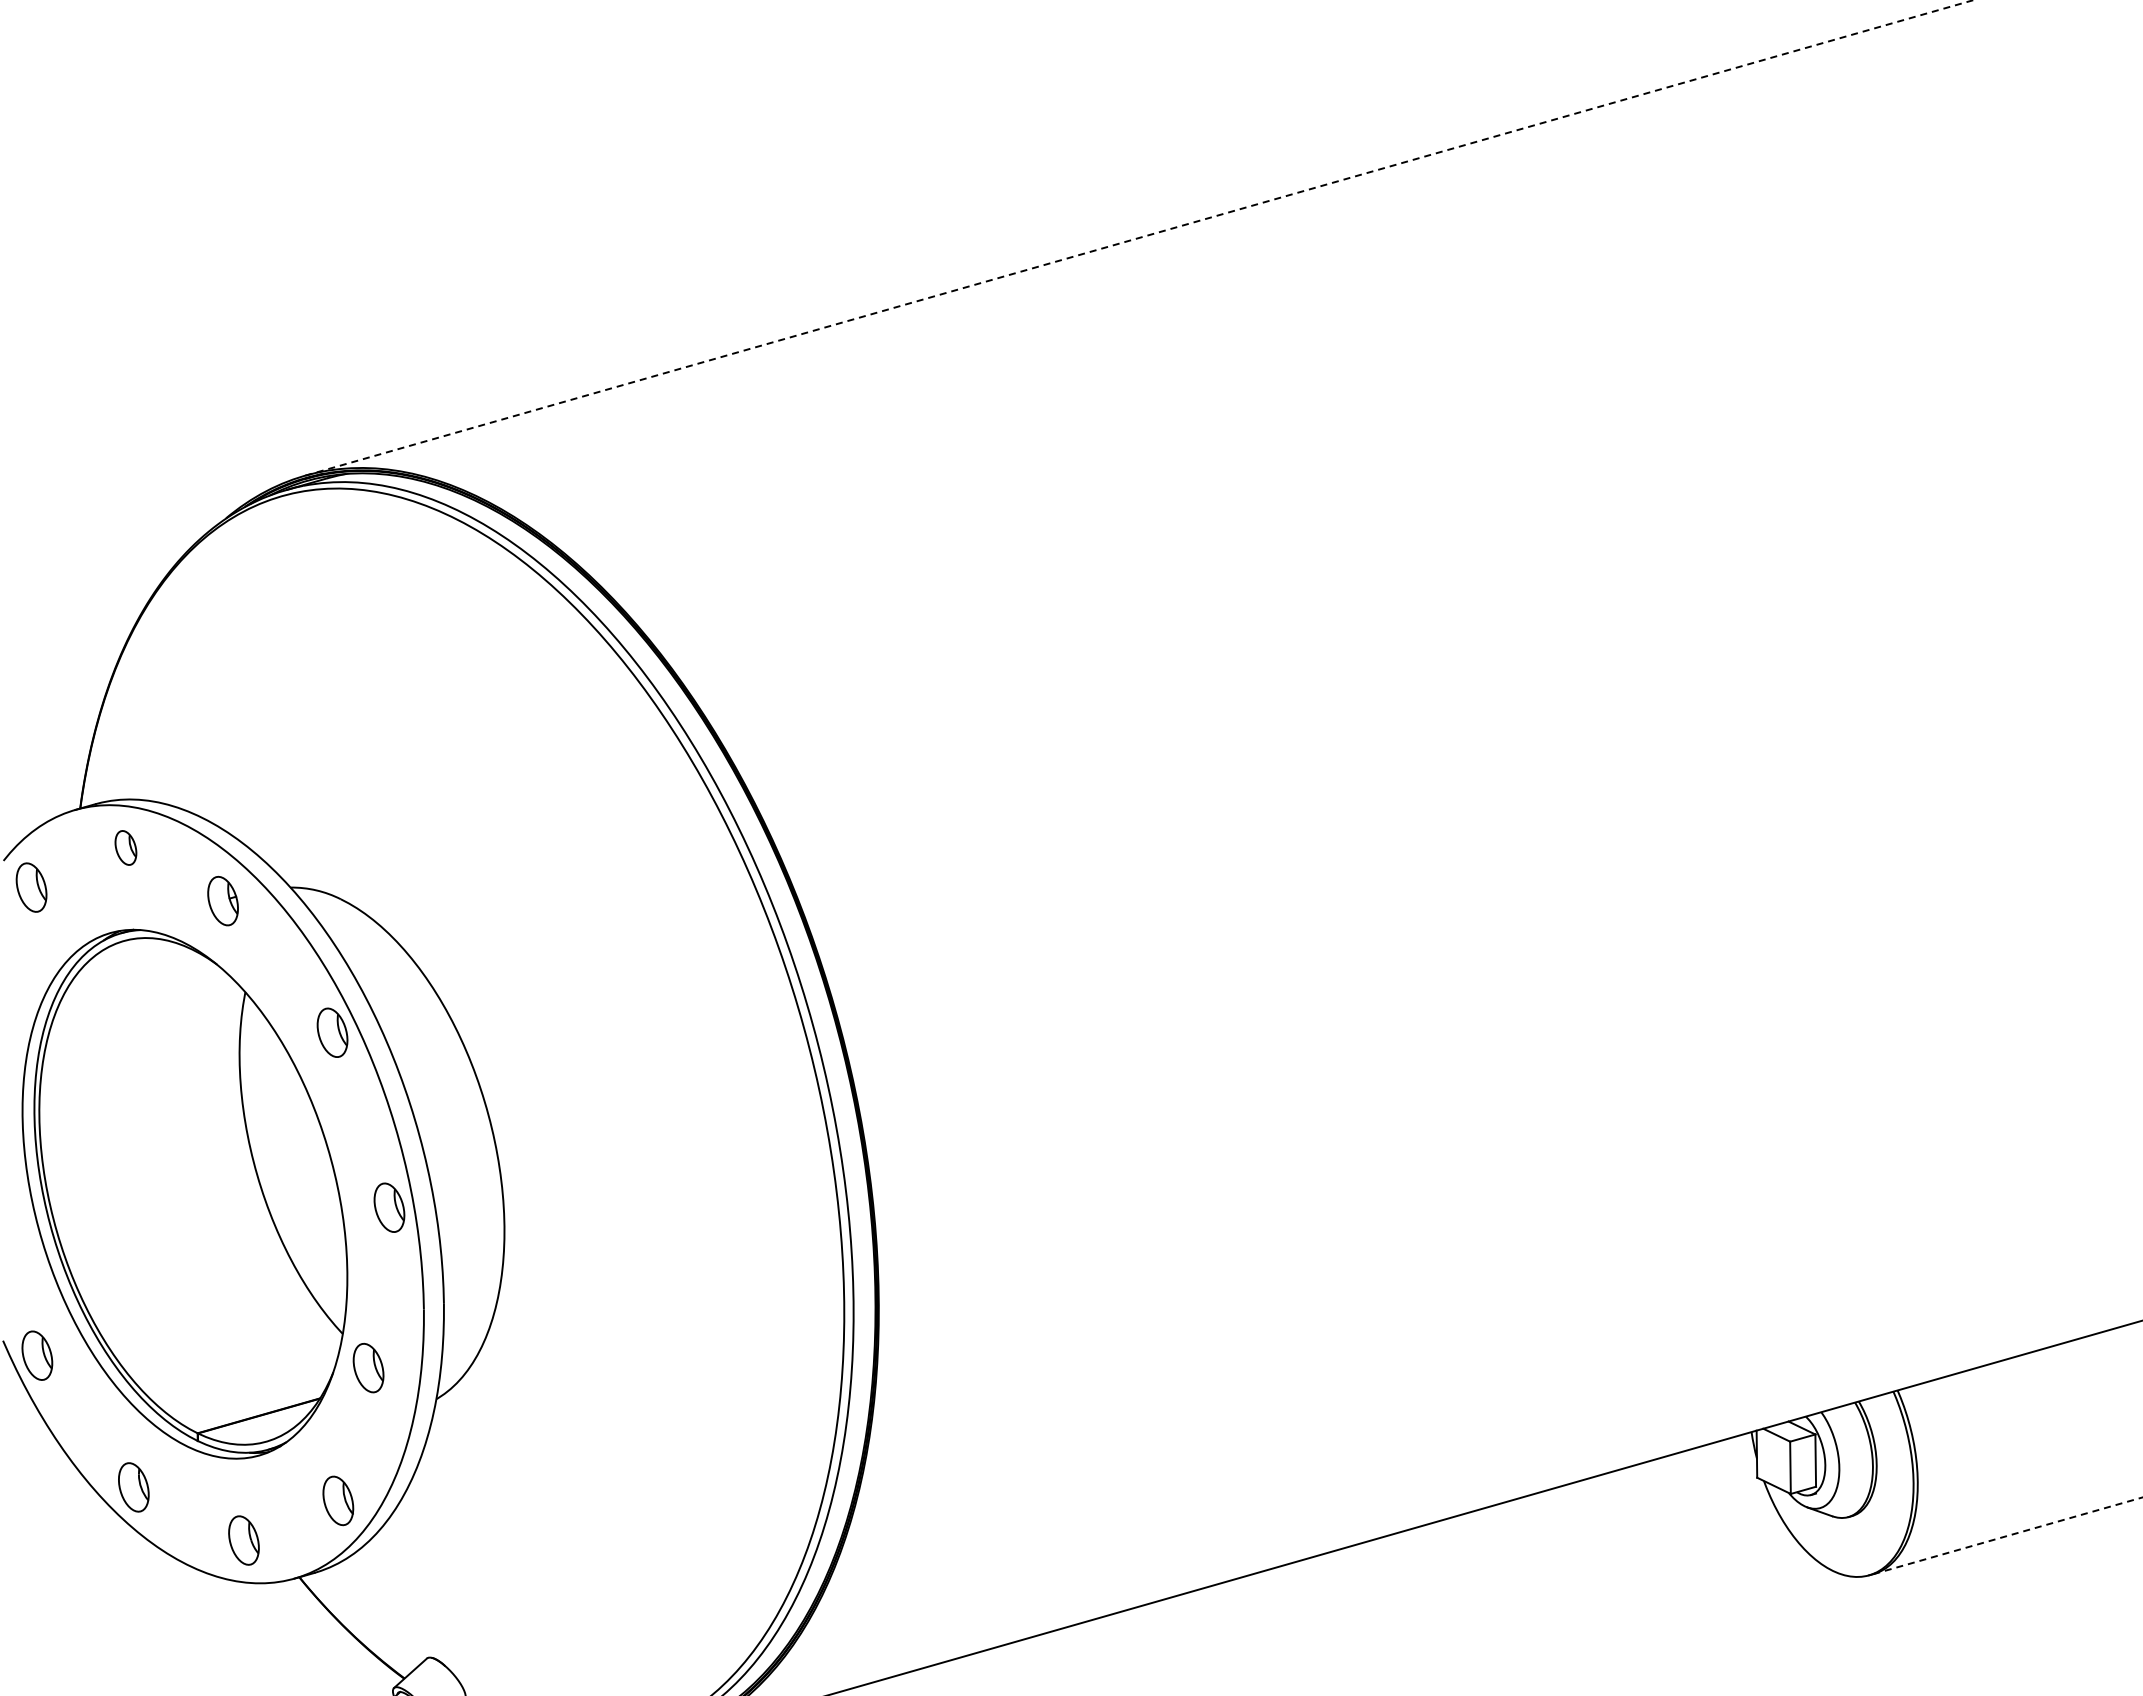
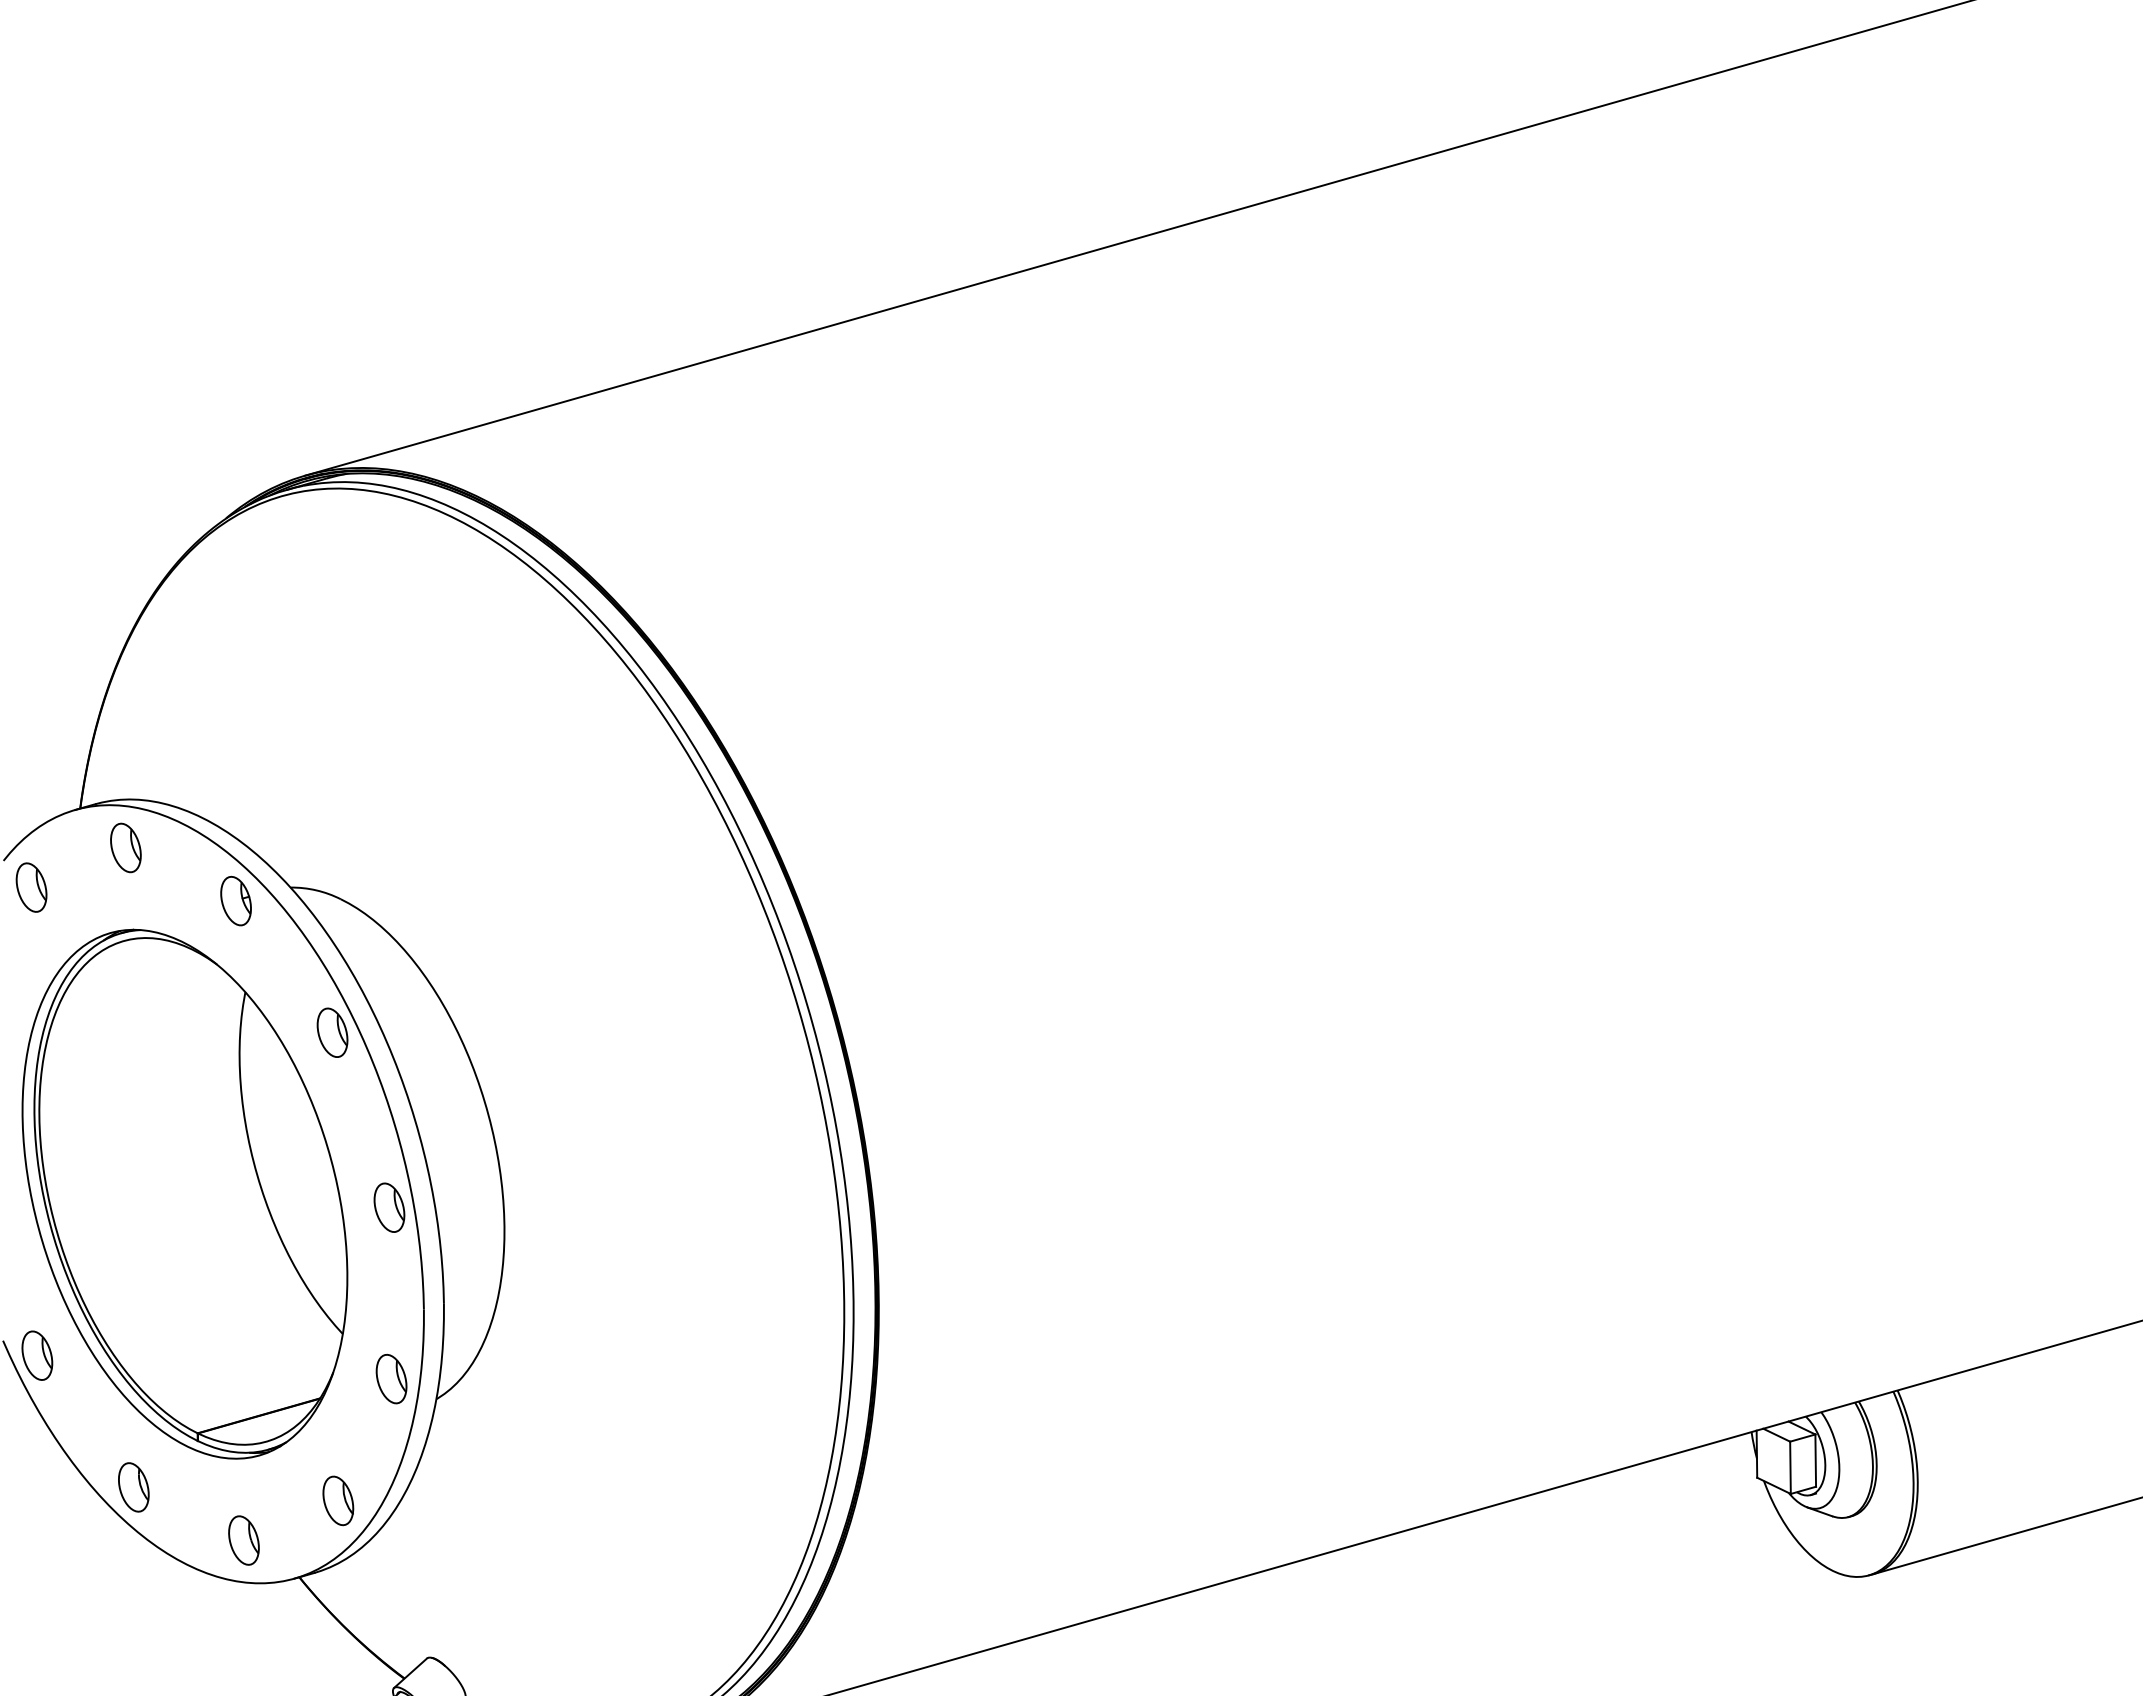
line: dashed -> solid (1138, 238)
part size: 24x36 px -> 32x52 px (125, 847)
part position: (222, 900) -> (235, 900) (235, 900)
part position: (368, 1367) -> (391, 1378) (391, 1378)
line: dashed -> solid (2007, 1535)
